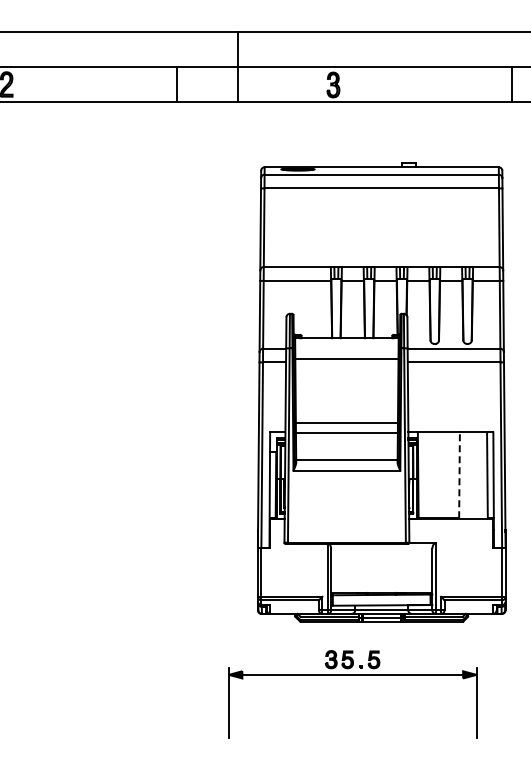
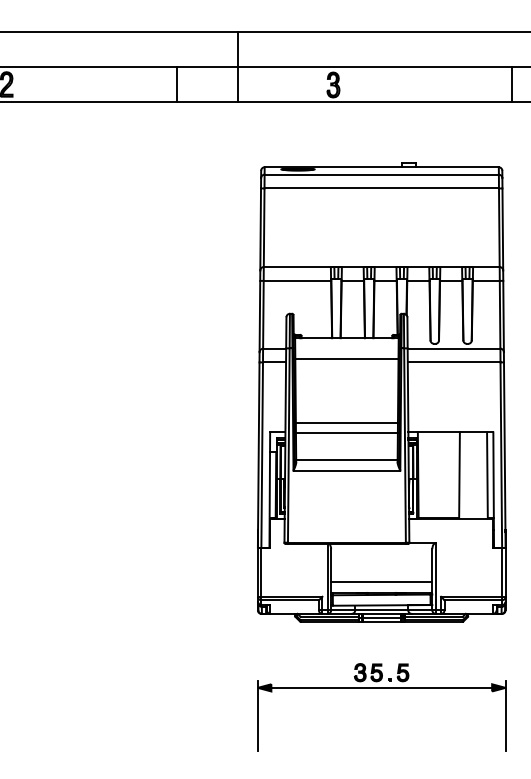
line: dashed -> solid (459, 475)
line: none -> present (381, 582)
part position: (352, 675) -> (381, 688) (381, 688)
